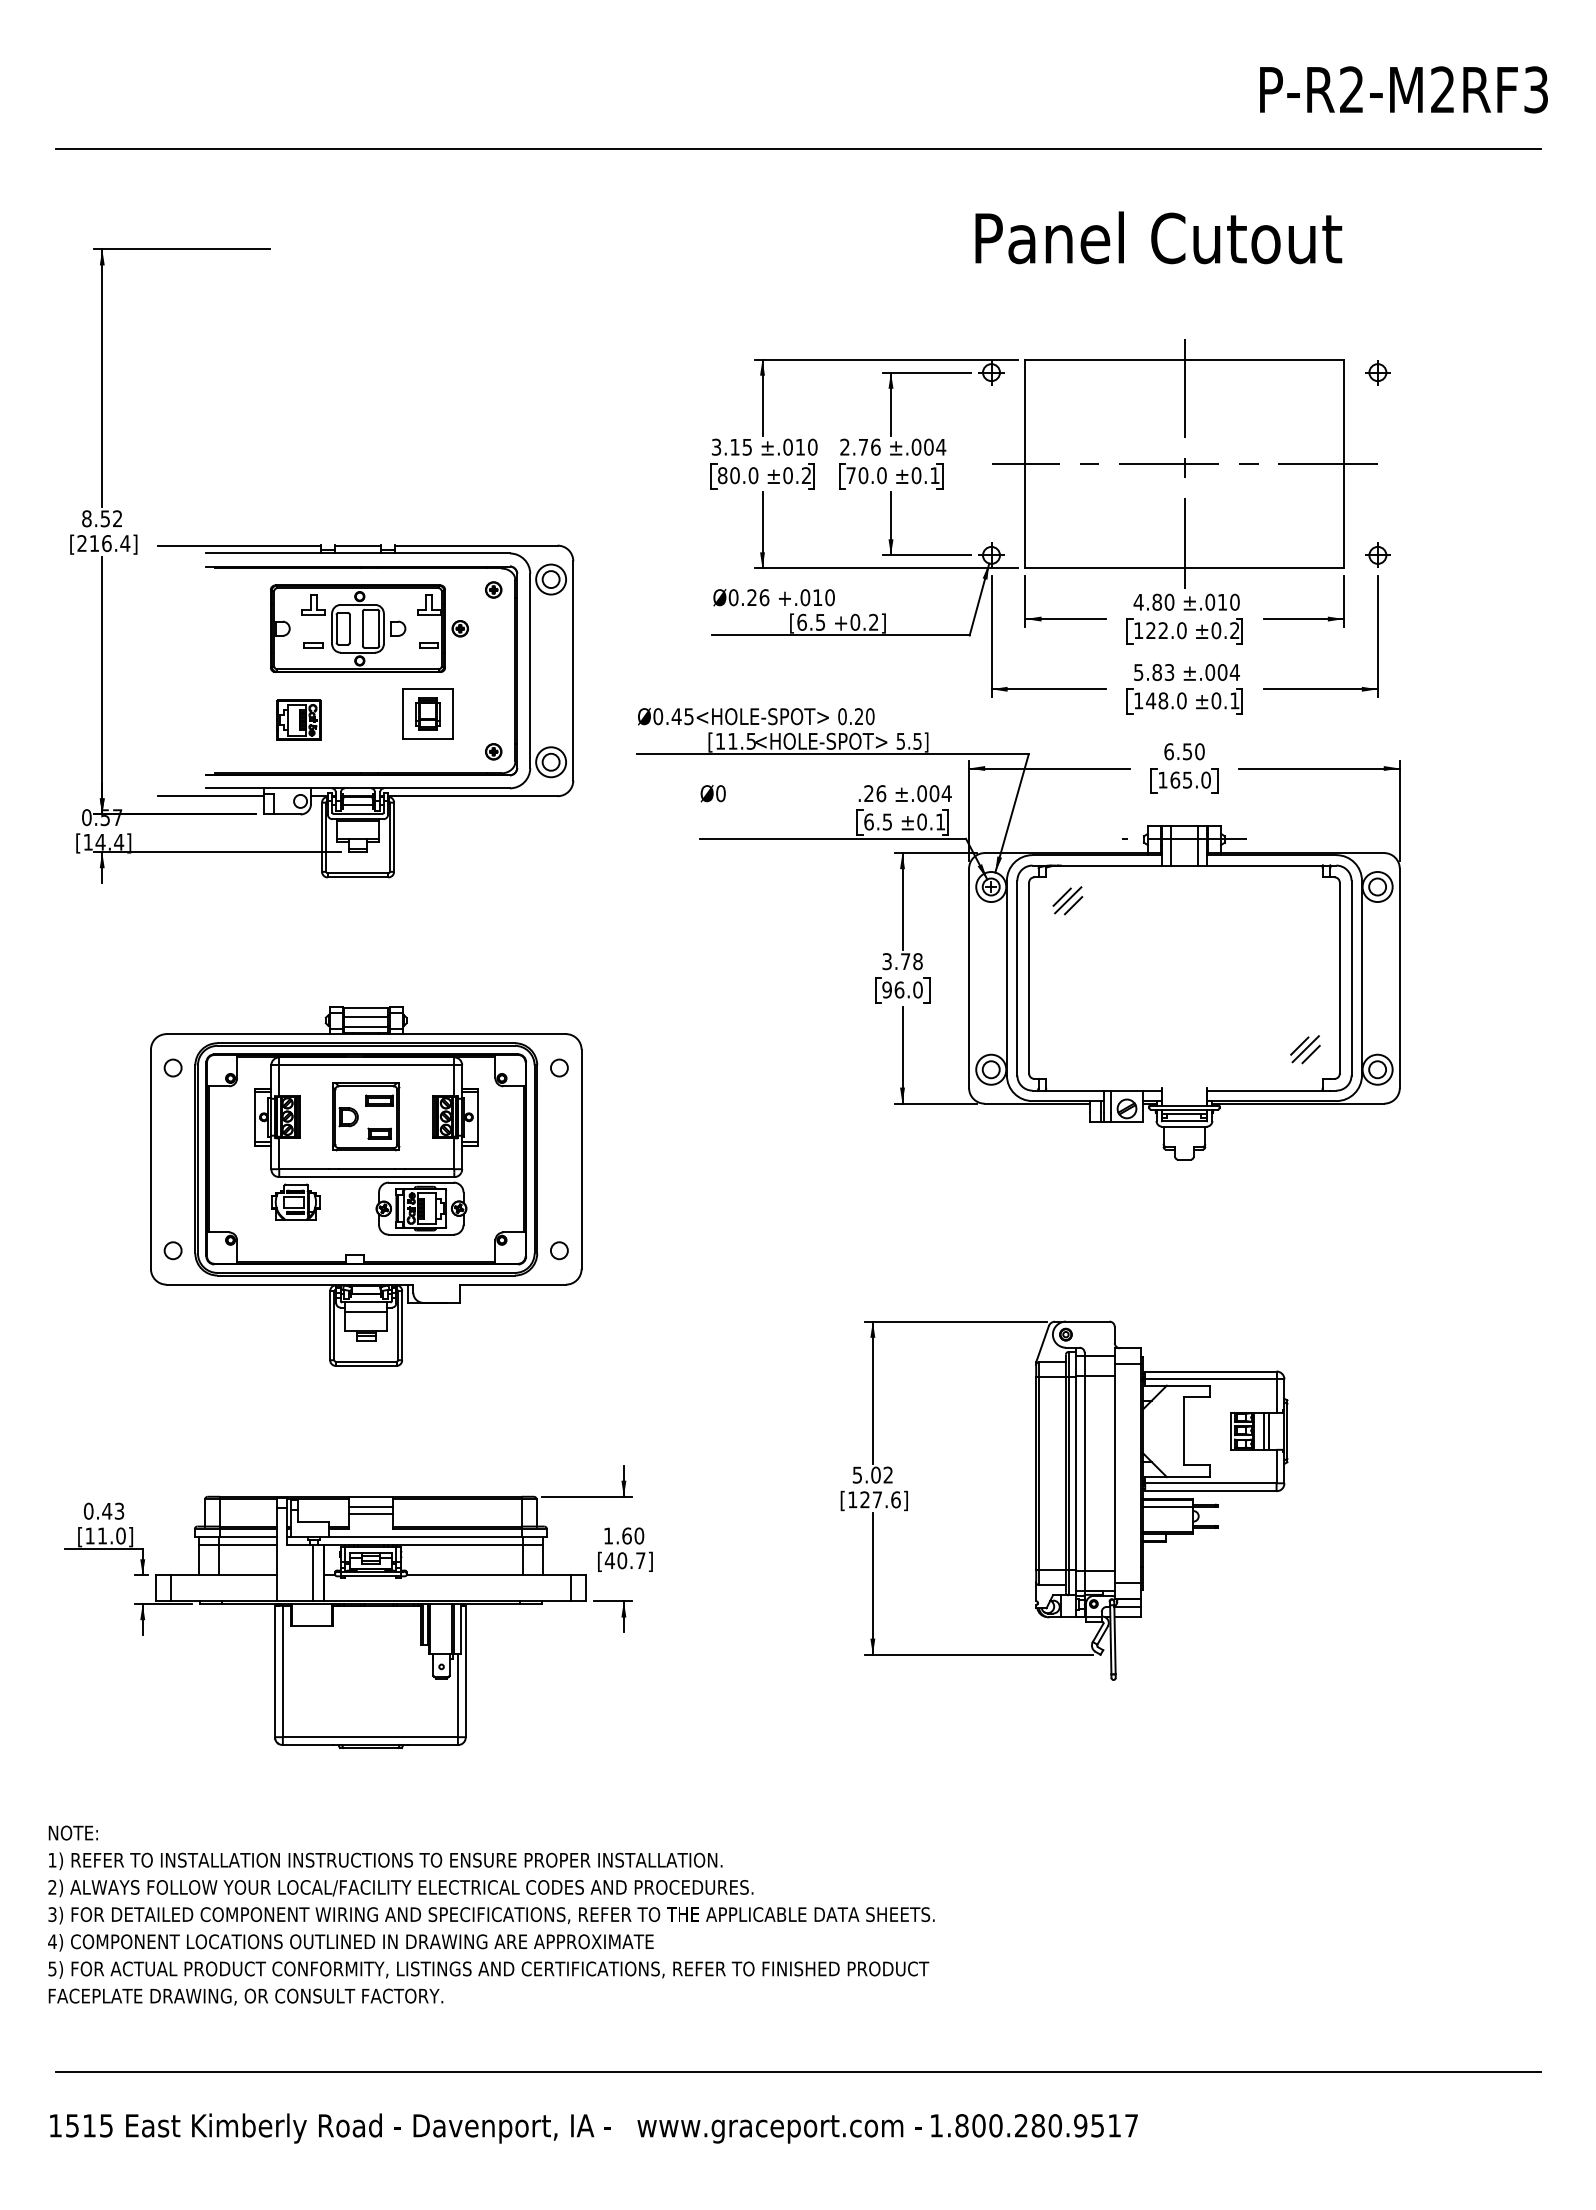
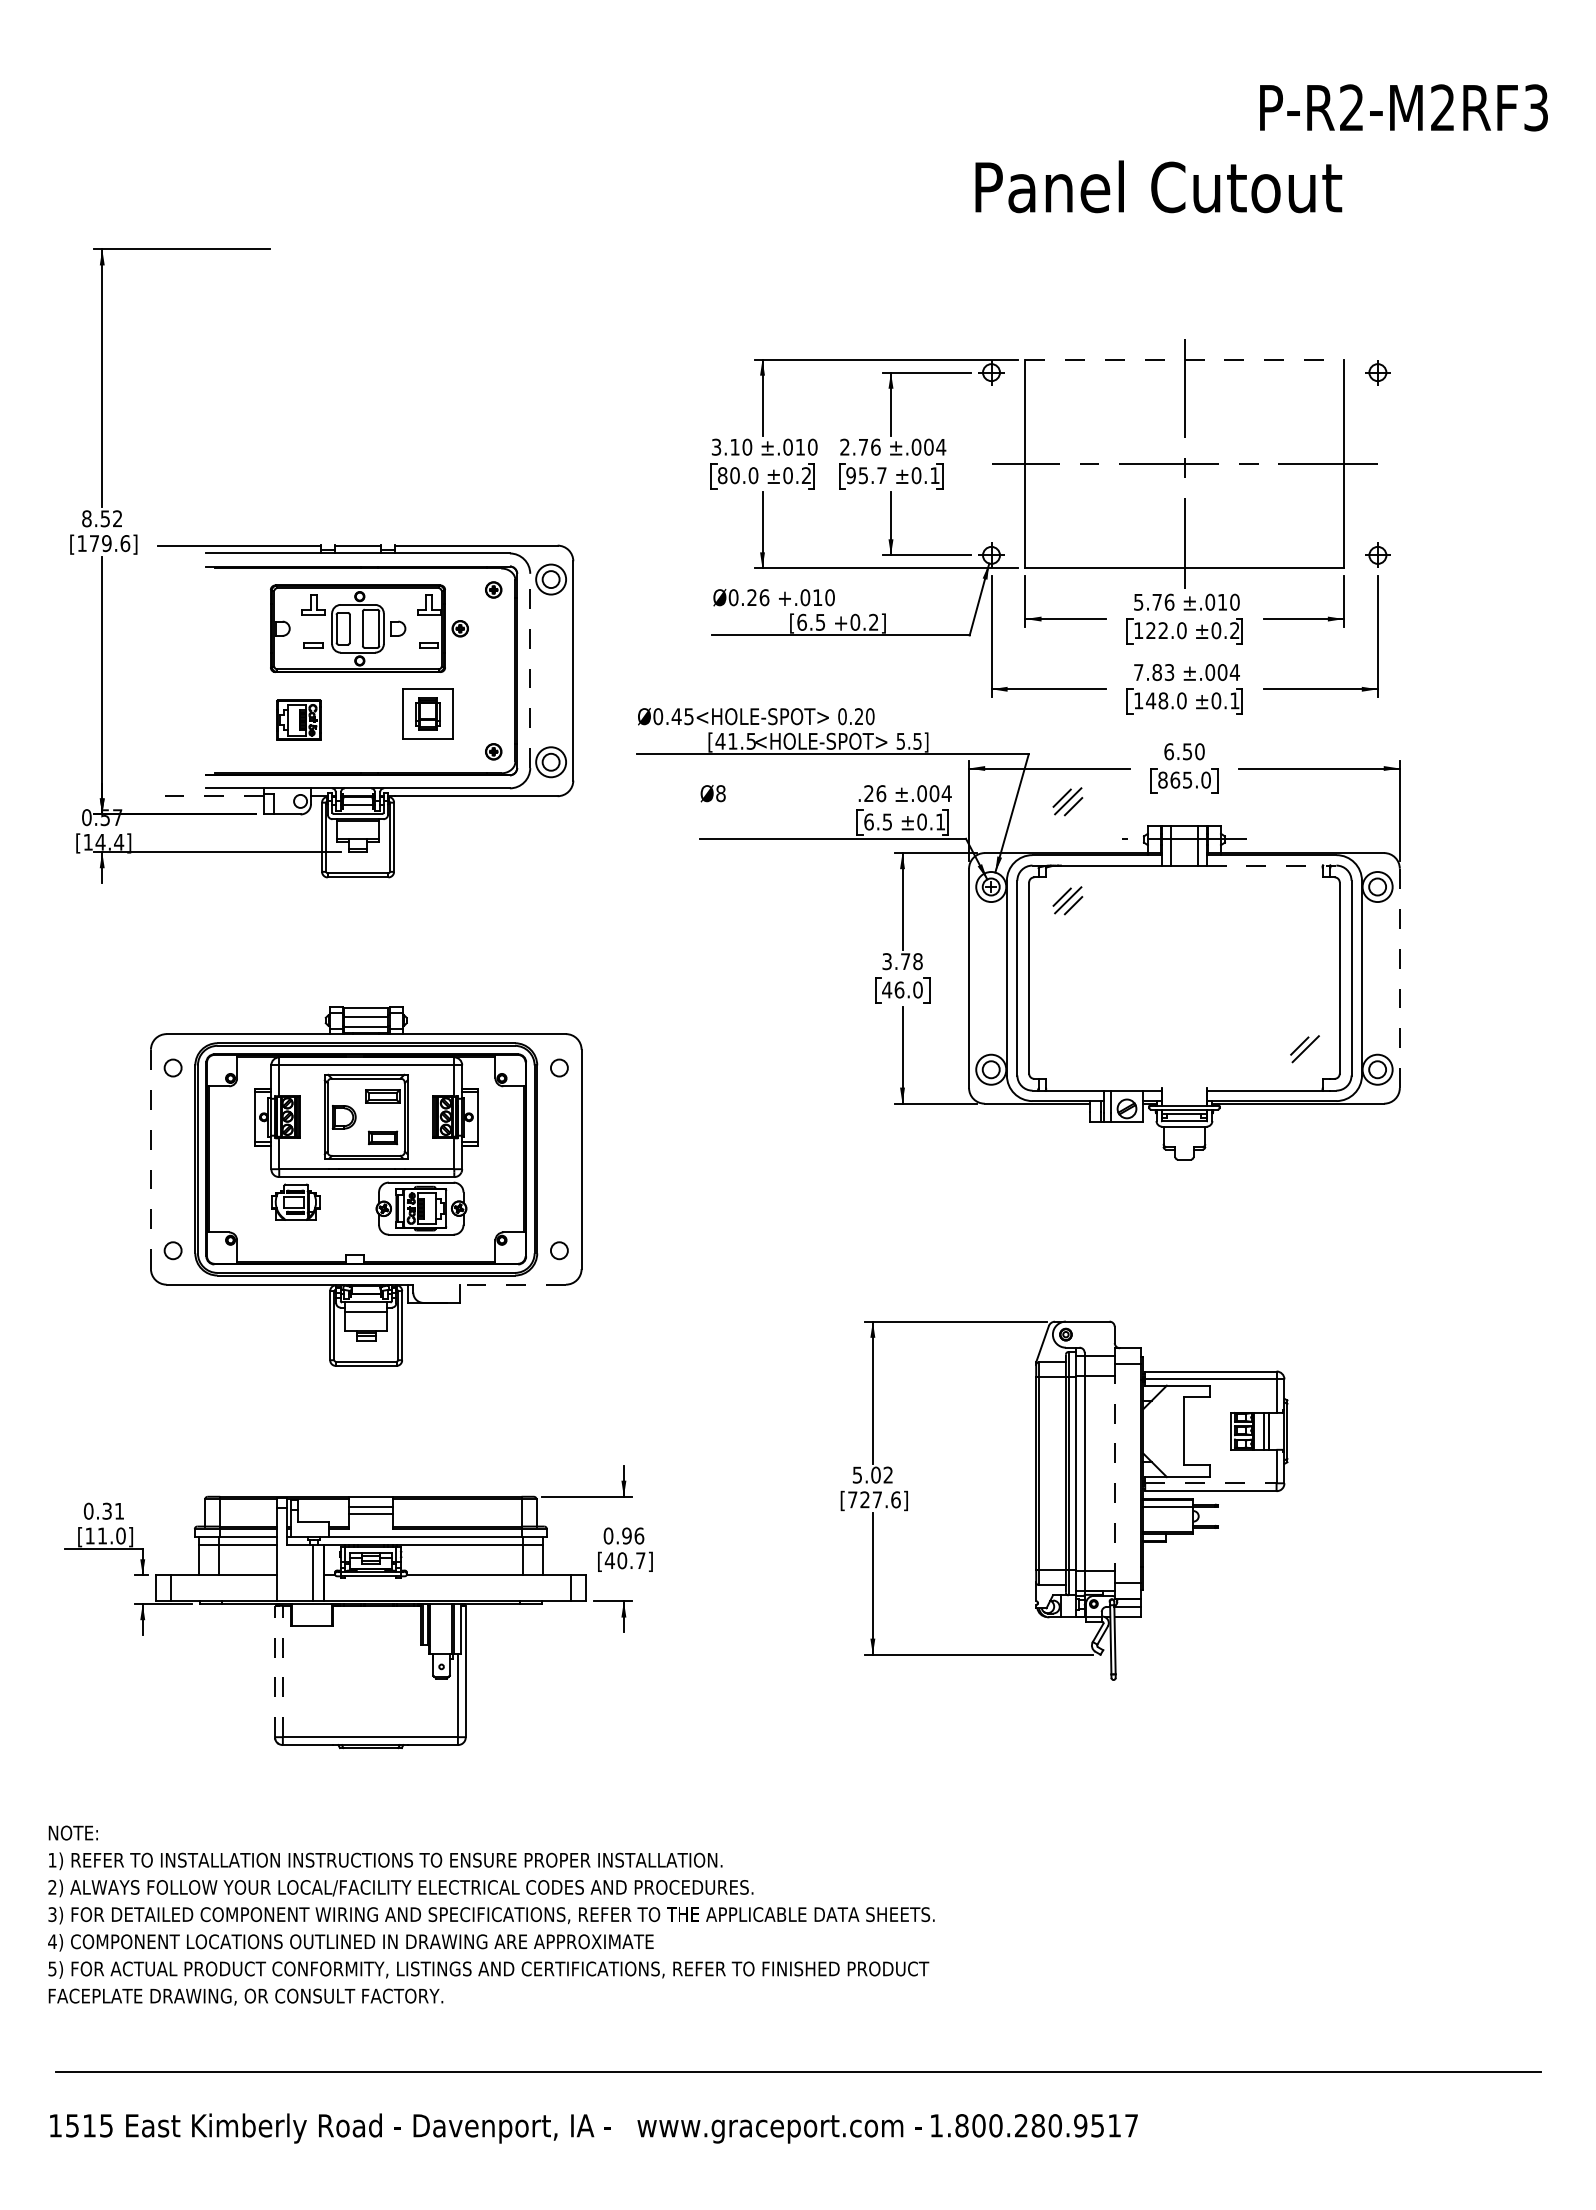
text position: (1403, 89) -> (1403, 107) (1403, 107)
line: present -> none (798, 148)
text position: (1158, 237) -> (1158, 186) (1158, 186)
line: solid -> dashed (1185, 359)
text: 3.15 -> 3.10 (747, 446)
text: 70.0 -> 95.7 (866, 475)
text: [216.4] -> [179.6] (103, 543)
text: 4.80 -> 5.76 (1153, 601)
line: solid -> dashed (530, 670)
text: 5.83 -> 7.83 (1138, 672)
text: [11.5 -> [41.5 (720, 741)
text: 165.0 -> 865.0 (1162, 779)
text: Ø0 -> Ø8 (720, 793)
line: solid -> dashed (211, 796)
part: none -> present (1067, 801)
line: solid -> dashed (1271, 865)
line: solid -> dashed (1399, 978)
text: 96.0 -> 46.0 (887, 989)
line: present -> none (1310, 1054)
part size: 69x70 px -> 86x87 px (365, 1116)
line: solid -> dashed (150, 1159)
line: solid -> dashed (513, 1284)
line: solid -> dashed (1114, 1473)
line: solid -> dashed (1210, 1483)
text: [127.6] -> [727.6] (852, 1499)
text: 0.43 -> 0.31 (113, 1510)
text: 1.60 -> 0.96 (623, 1535)
line: solid -> dashed (274, 1671)
line: solid -> dashed (282, 1671)
